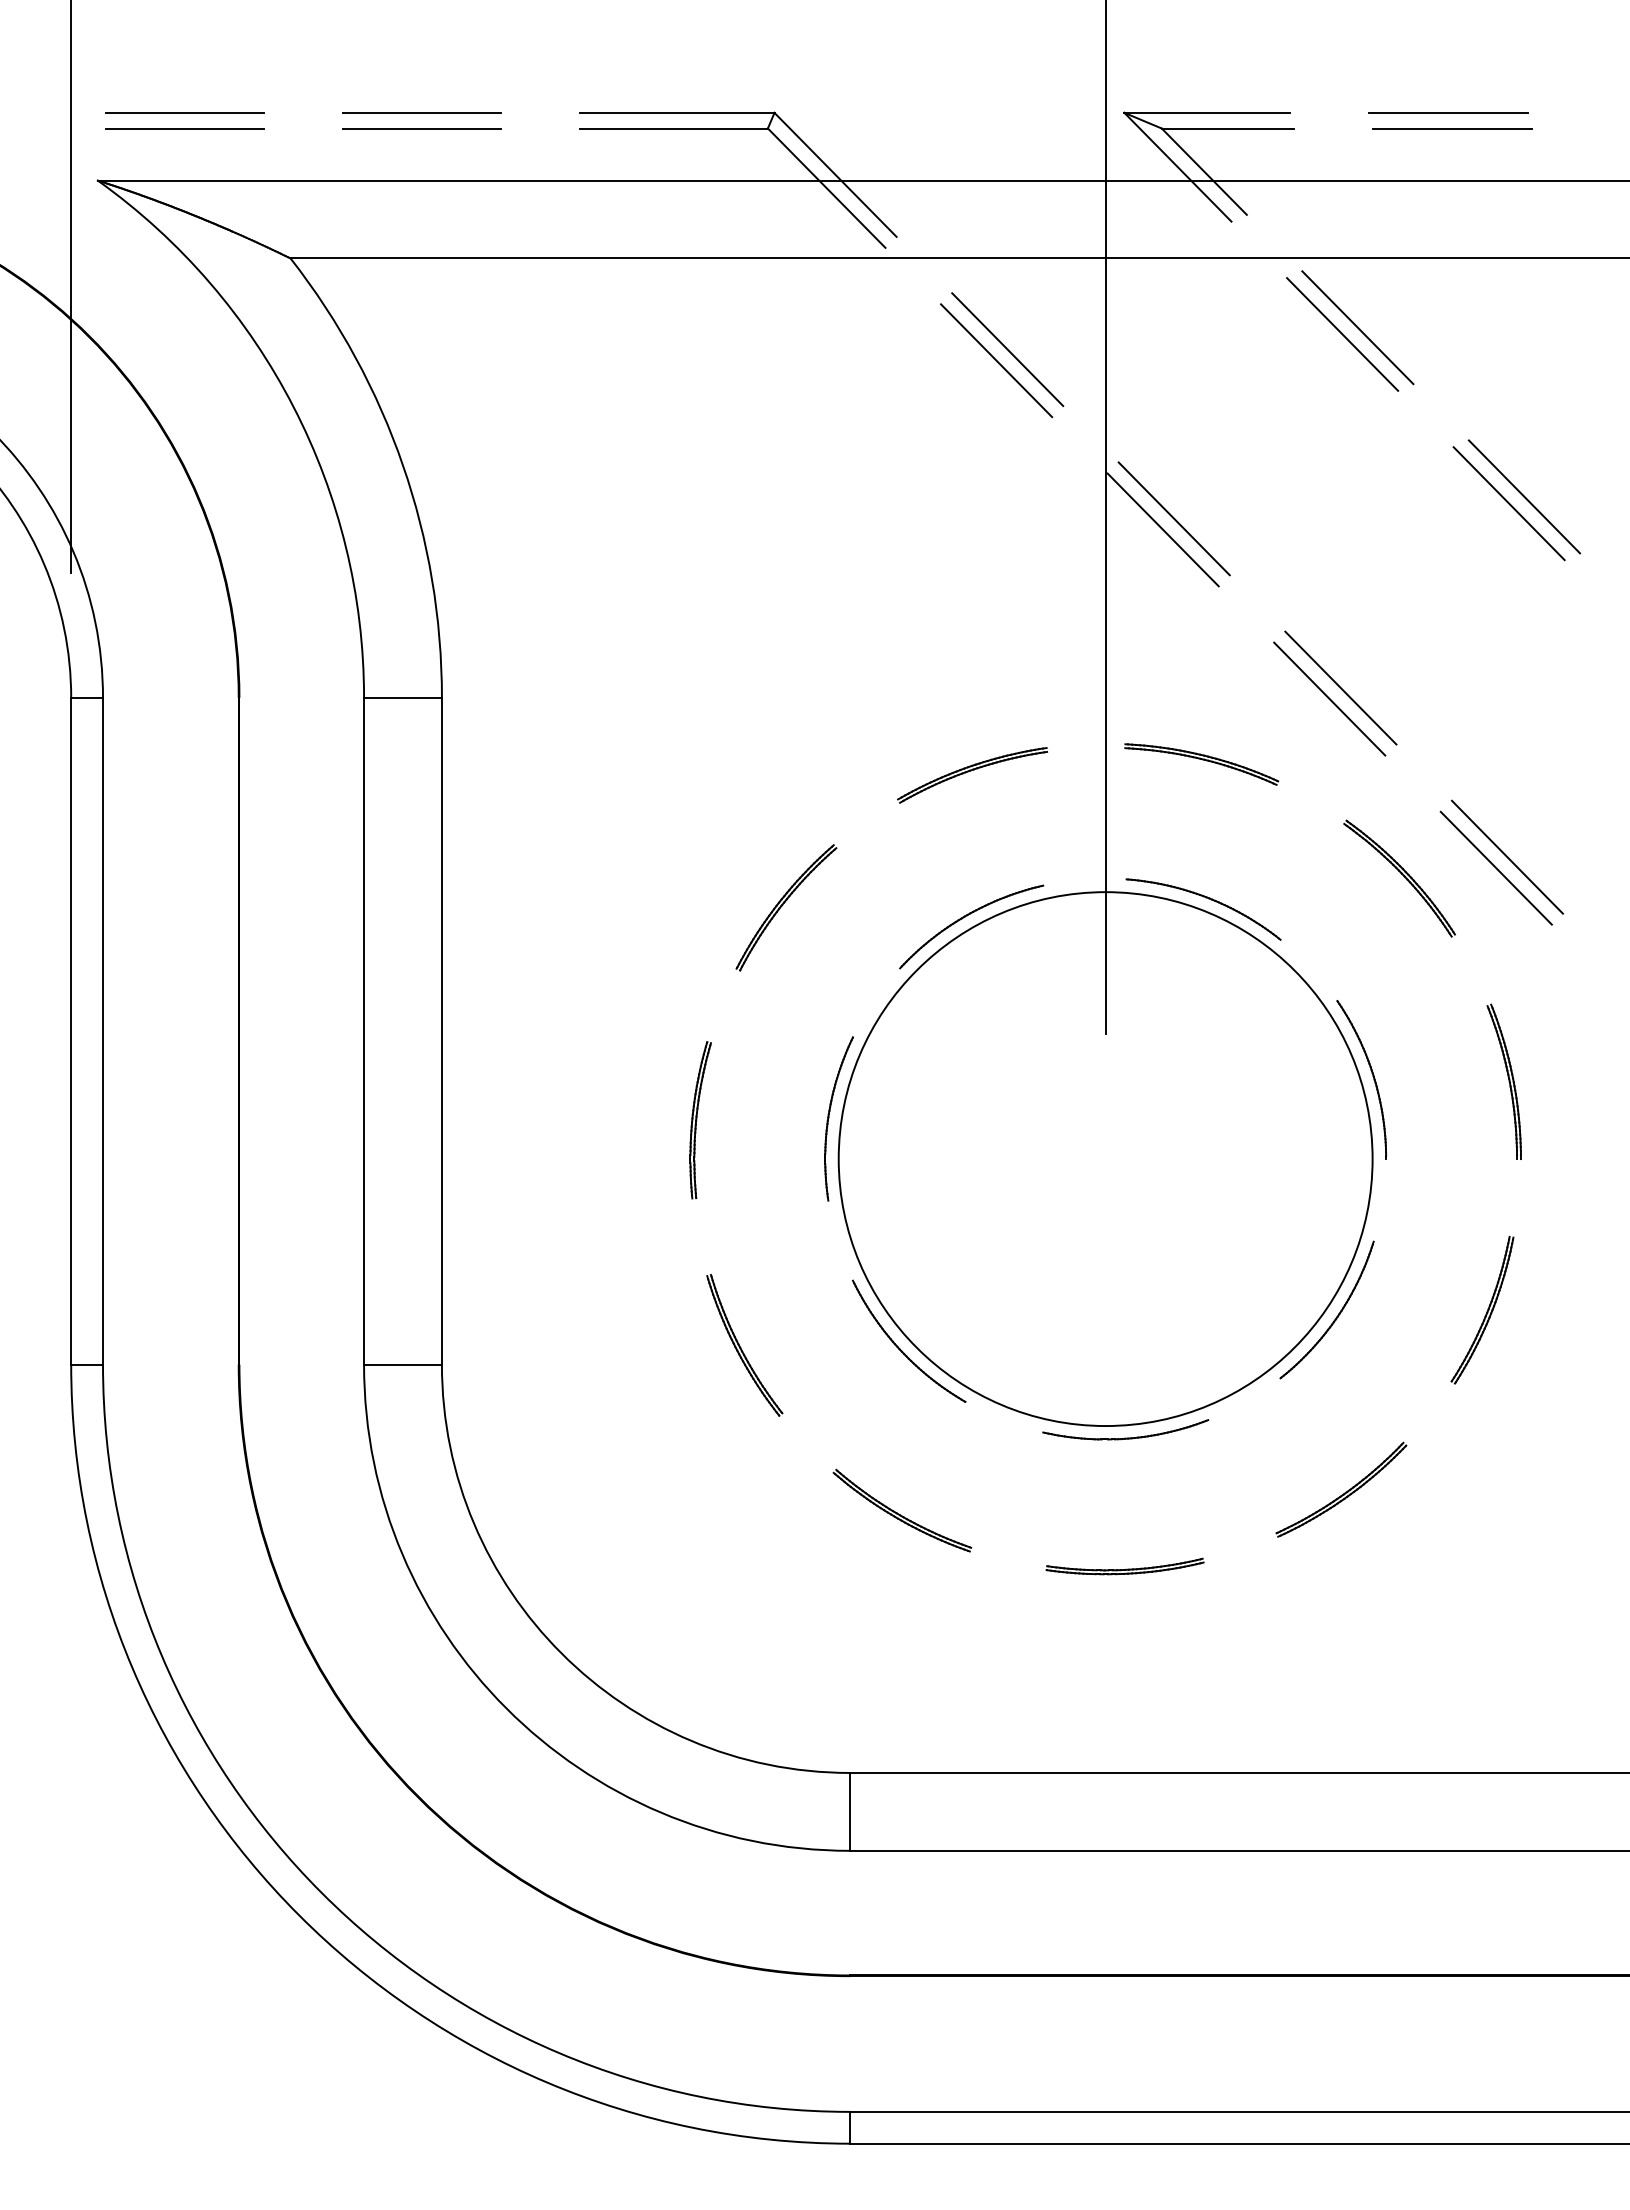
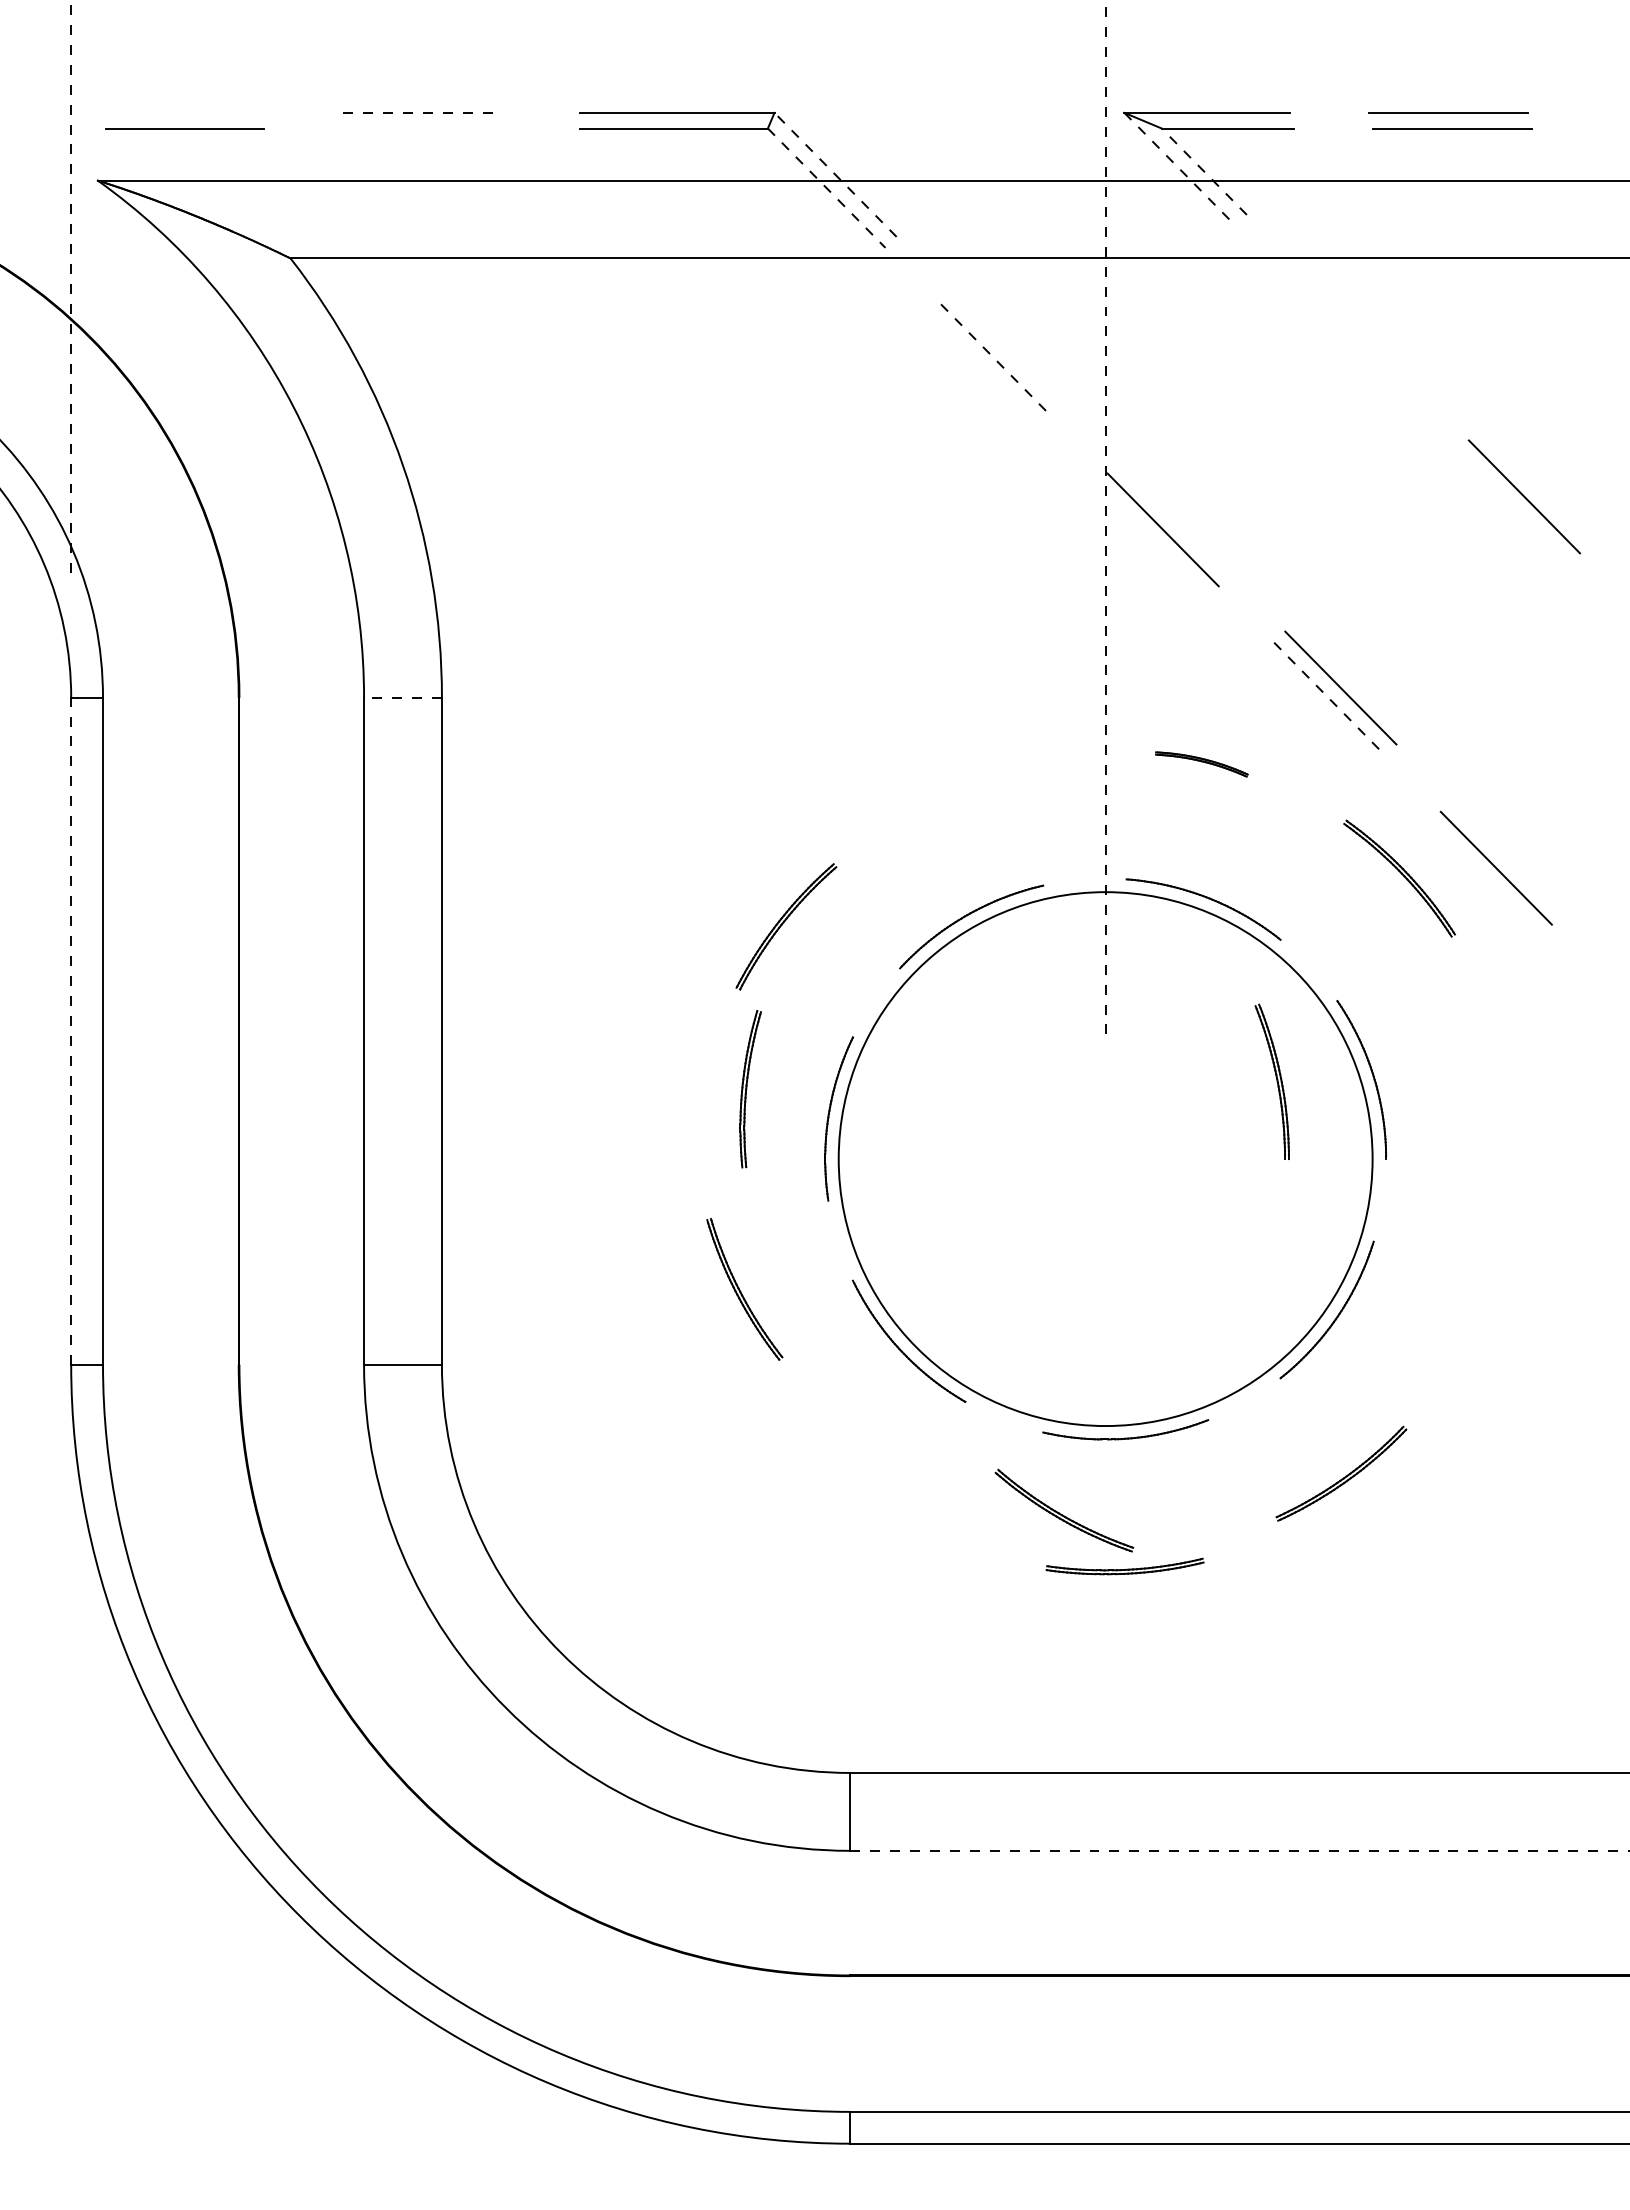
line: present -> none (184, 112)
line: solid -> dashed (422, 112)
line: present -> none (421, 128)
line: solid -> dashed (1178, 167)
line: solid -> dashed (1204, 171)
line: solid -> dashed (835, 174)
line: solid -> dashed (826, 188)
line: solid -> dashed (71, 286)
line: present -> none (1357, 327)
line: present -> none (1342, 334)
line: present -> none (1007, 349)
line: solid -> dashed (996, 361)
line: present -> none (1508, 503)
line: solid -> dashed (1105, 517)
line: present -> none (1173, 518)
line: solid -> dashed (403, 697)
line: solid -> dashed (1330, 699)
part size: 156x43 px -> 94x27 px (1201, 764)
part: present -> none (972, 775)
line: present -> none (1506, 856)
part position: (786, 907) -> (786, 926) (786, 926)
line: solid -> dashed (71, 1030)
part position: (1503, 1081) -> (1271, 1081) (1271, 1081)
part position: (700, 1120) -> (750, 1089) (750, 1089)
part: present -> none (1482, 1309)
part position: (744, 1345) -> (744, 1289) (744, 1289)
part position: (1341, 1489) -> (1341, 1473) (1341, 1473)
part position: (902, 1510) -> (1064, 1510) (1064, 1510)
line: solid -> dashed (1240, 1850)
